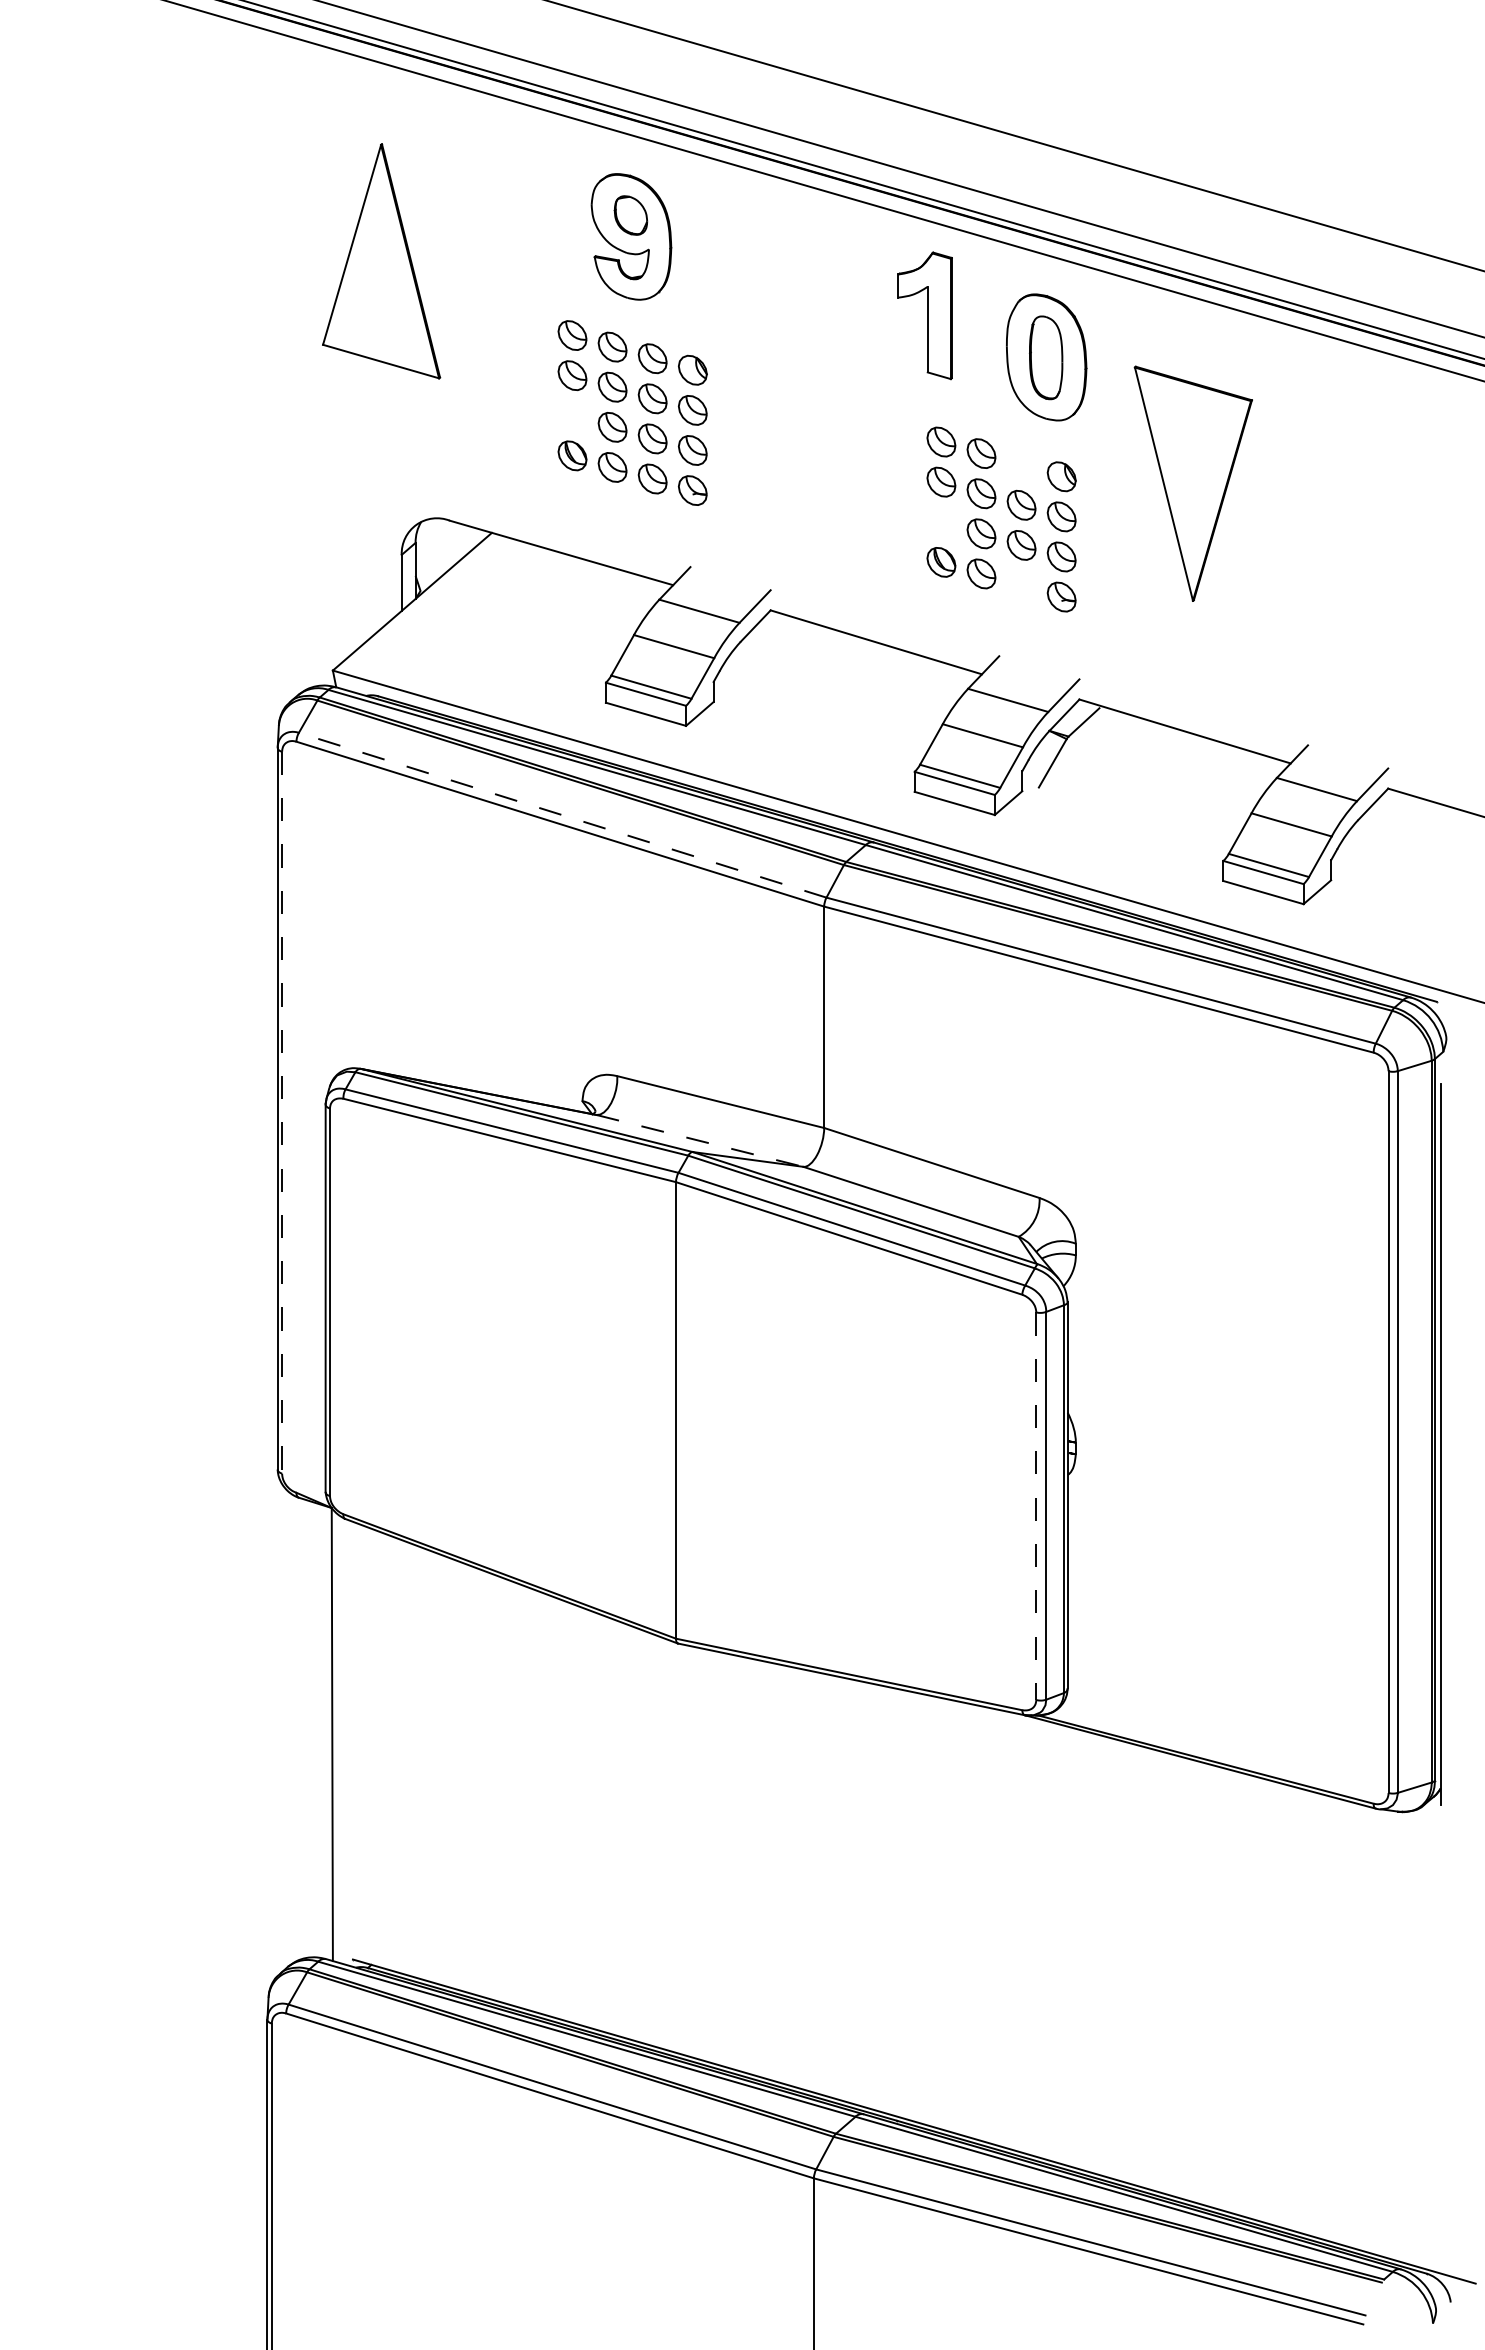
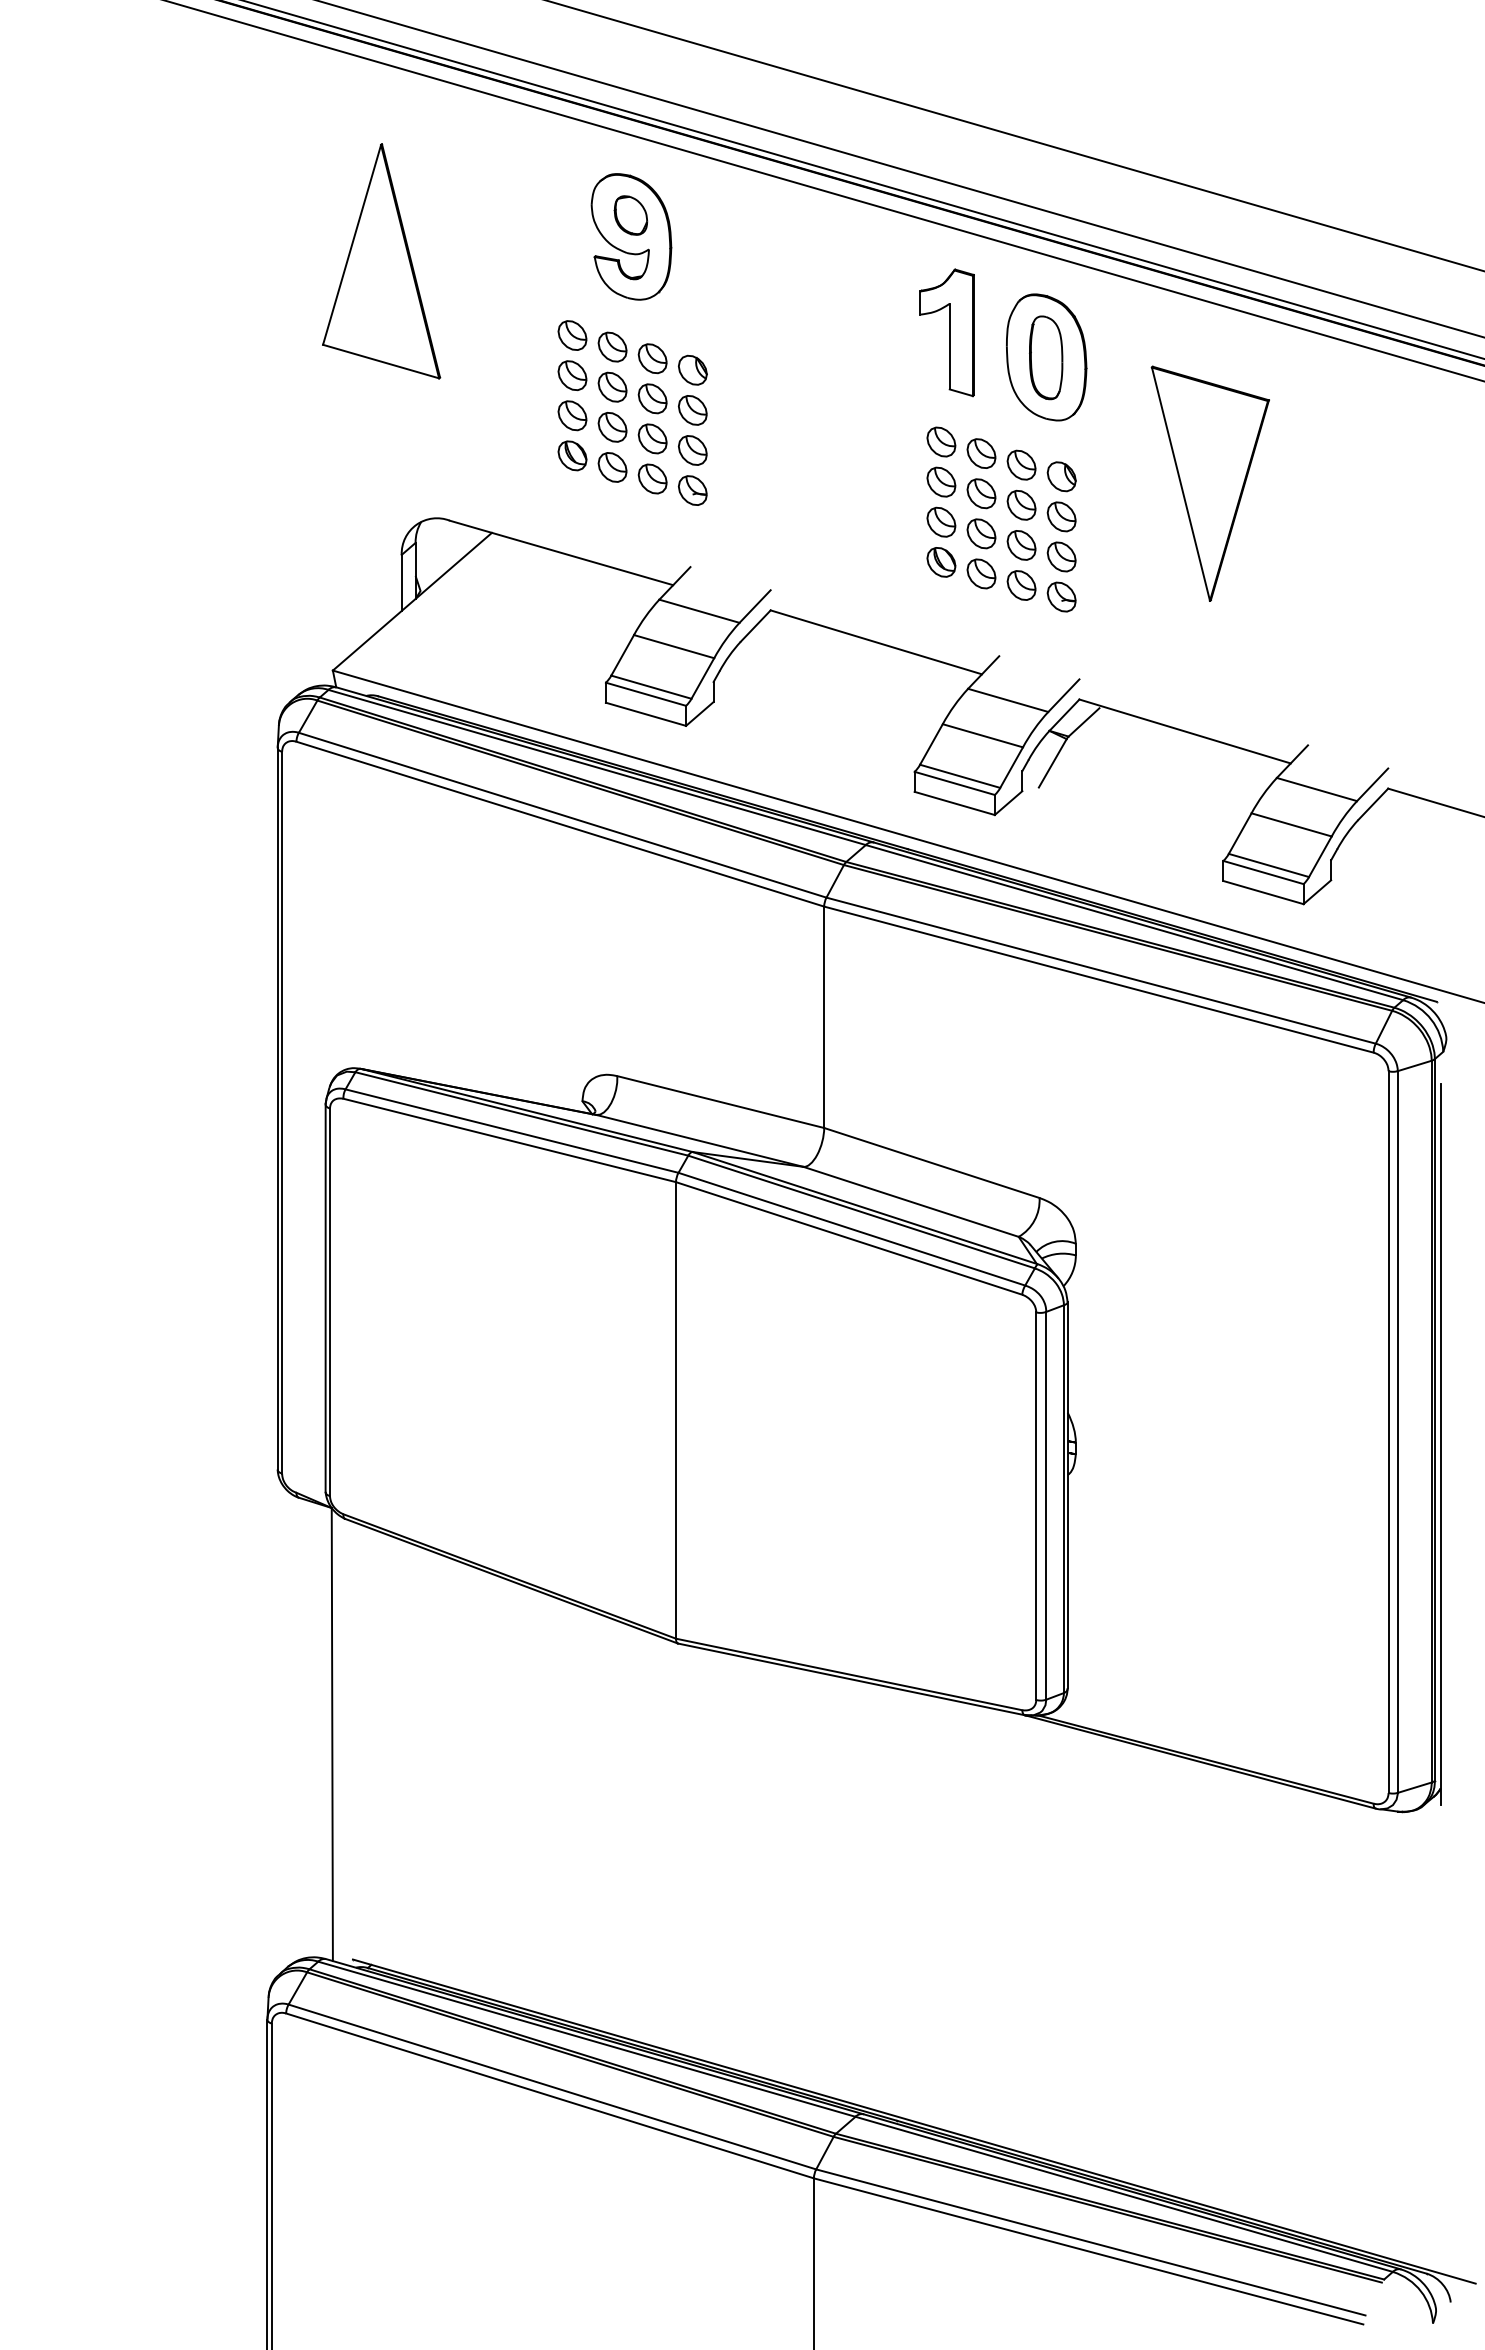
part position: (924, 315) -> (946, 332) (946, 332)
part: none -> present (572, 415)
part: none -> present (1021, 464)
part position: (1192, 483) -> (1209, 483) (1209, 483)
part: none -> present (941, 521)
part: none -> present (1021, 585)
line: dashed -> solid (562, 815)
line: dashed -> solid (282, 1112)
line: dashed -> solid (699, 1140)
line: dashed -> solid (1036, 1506)
